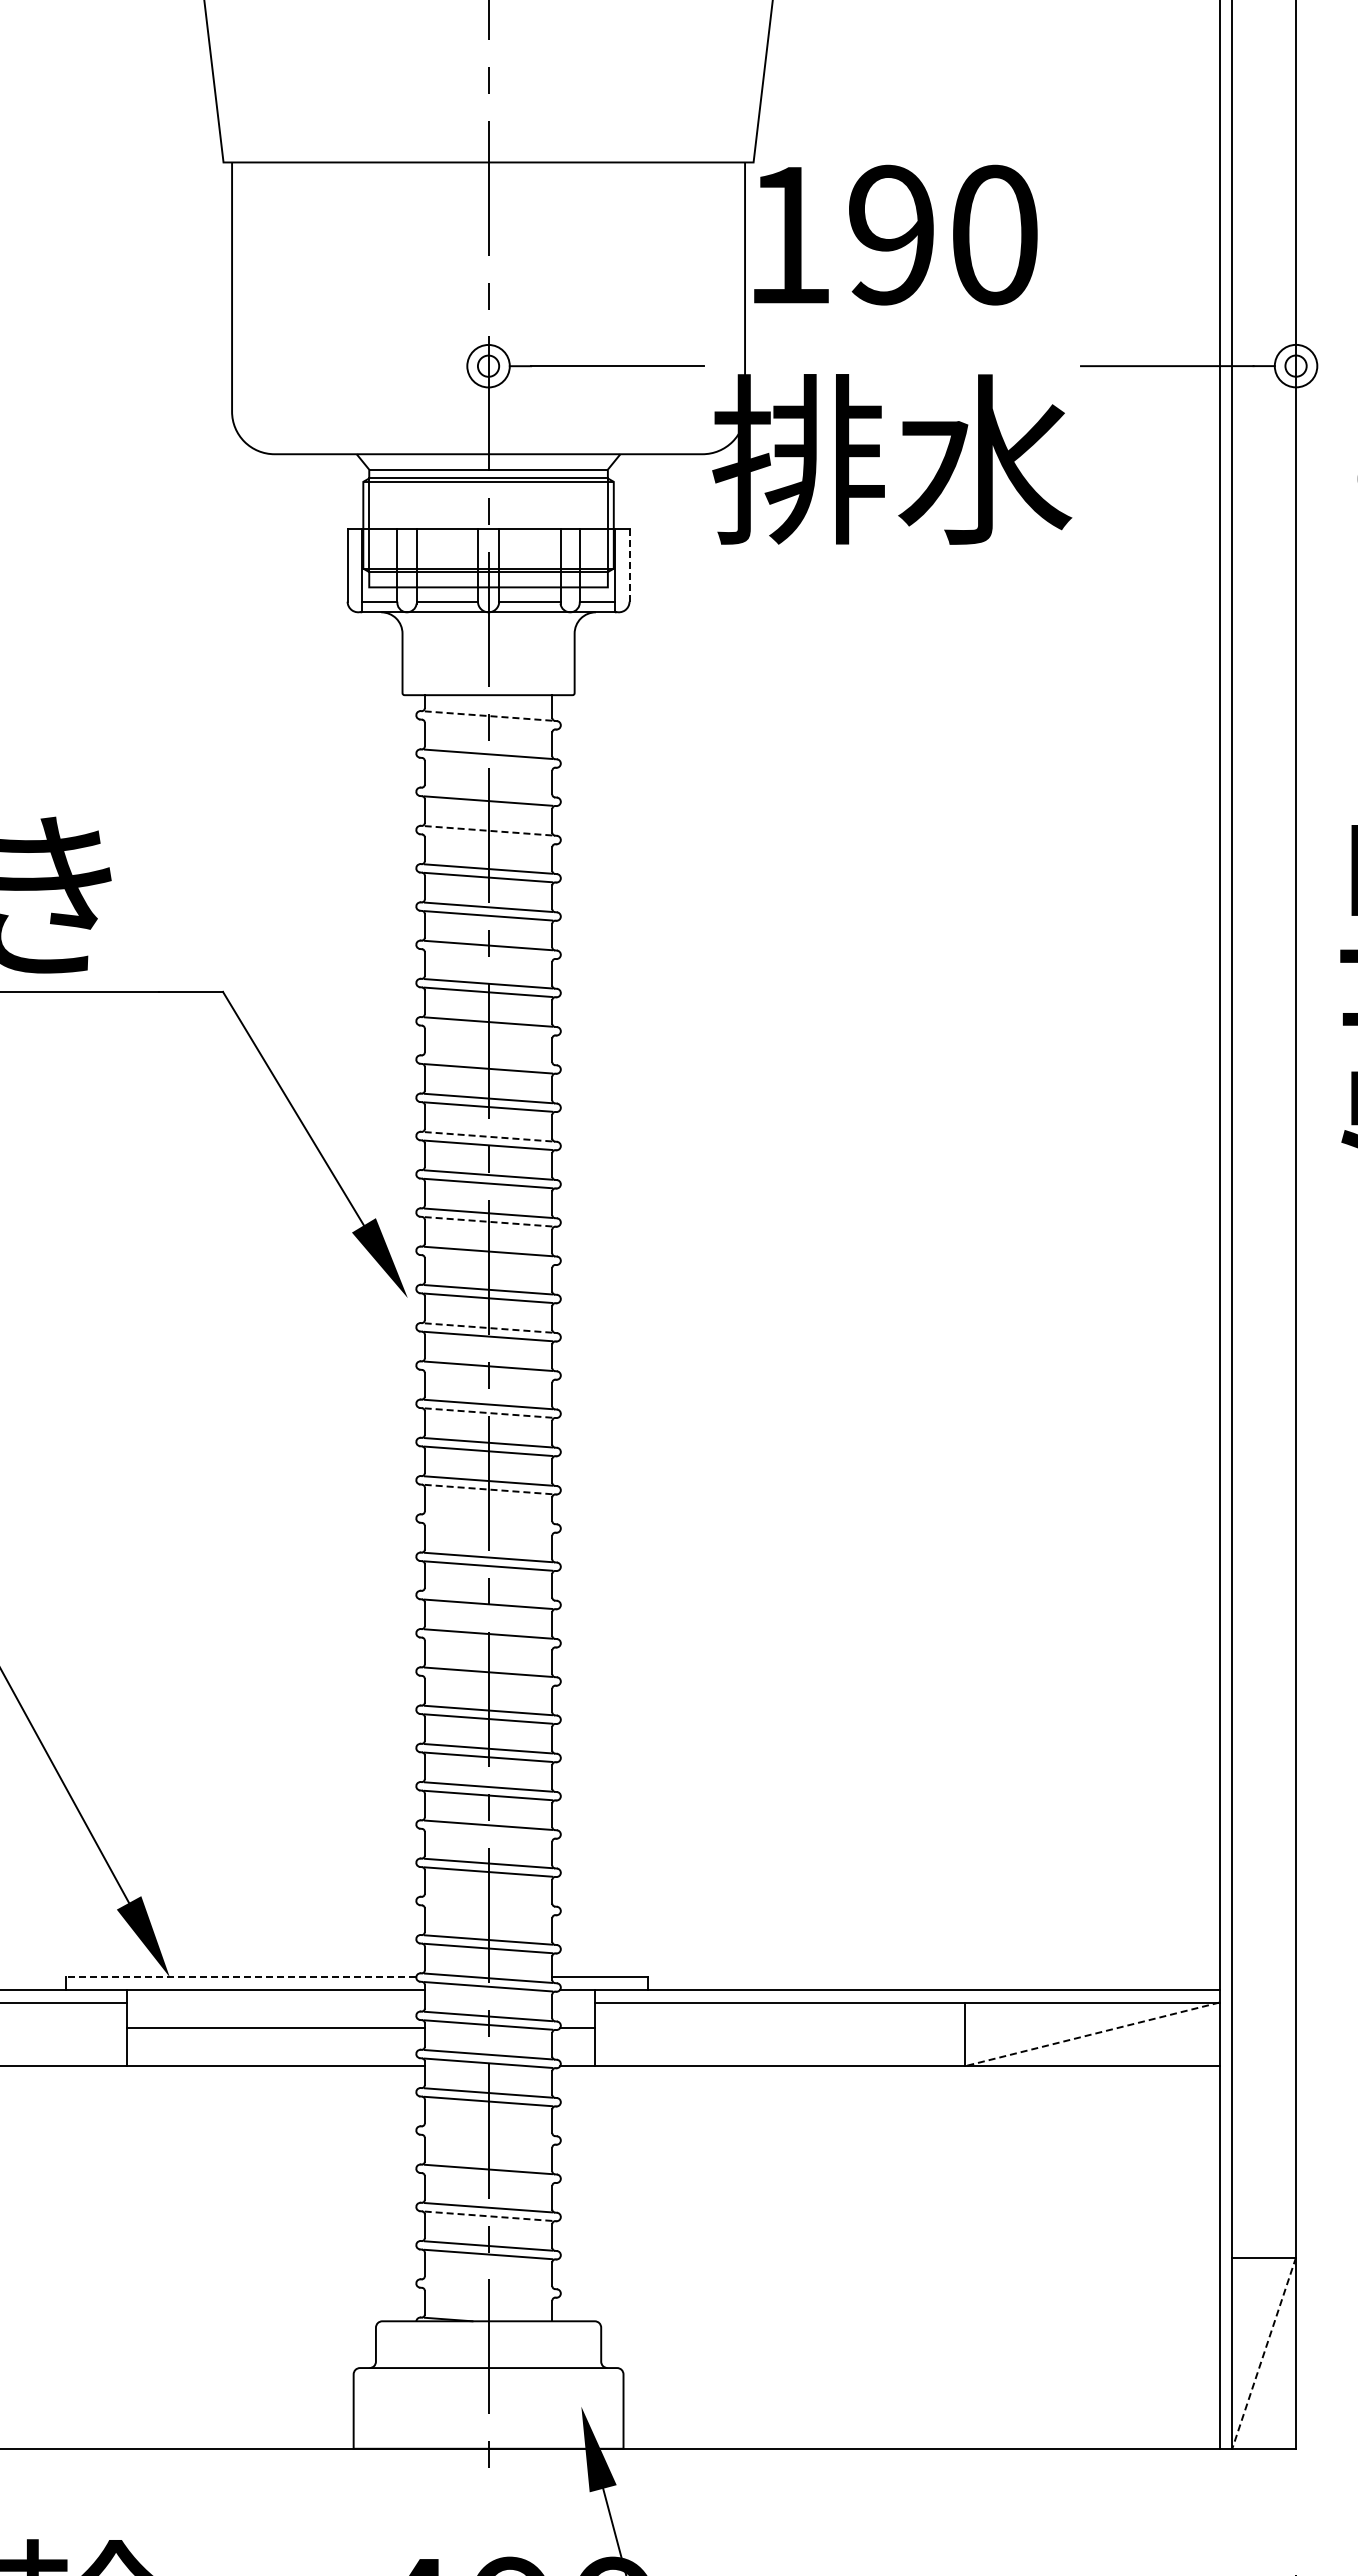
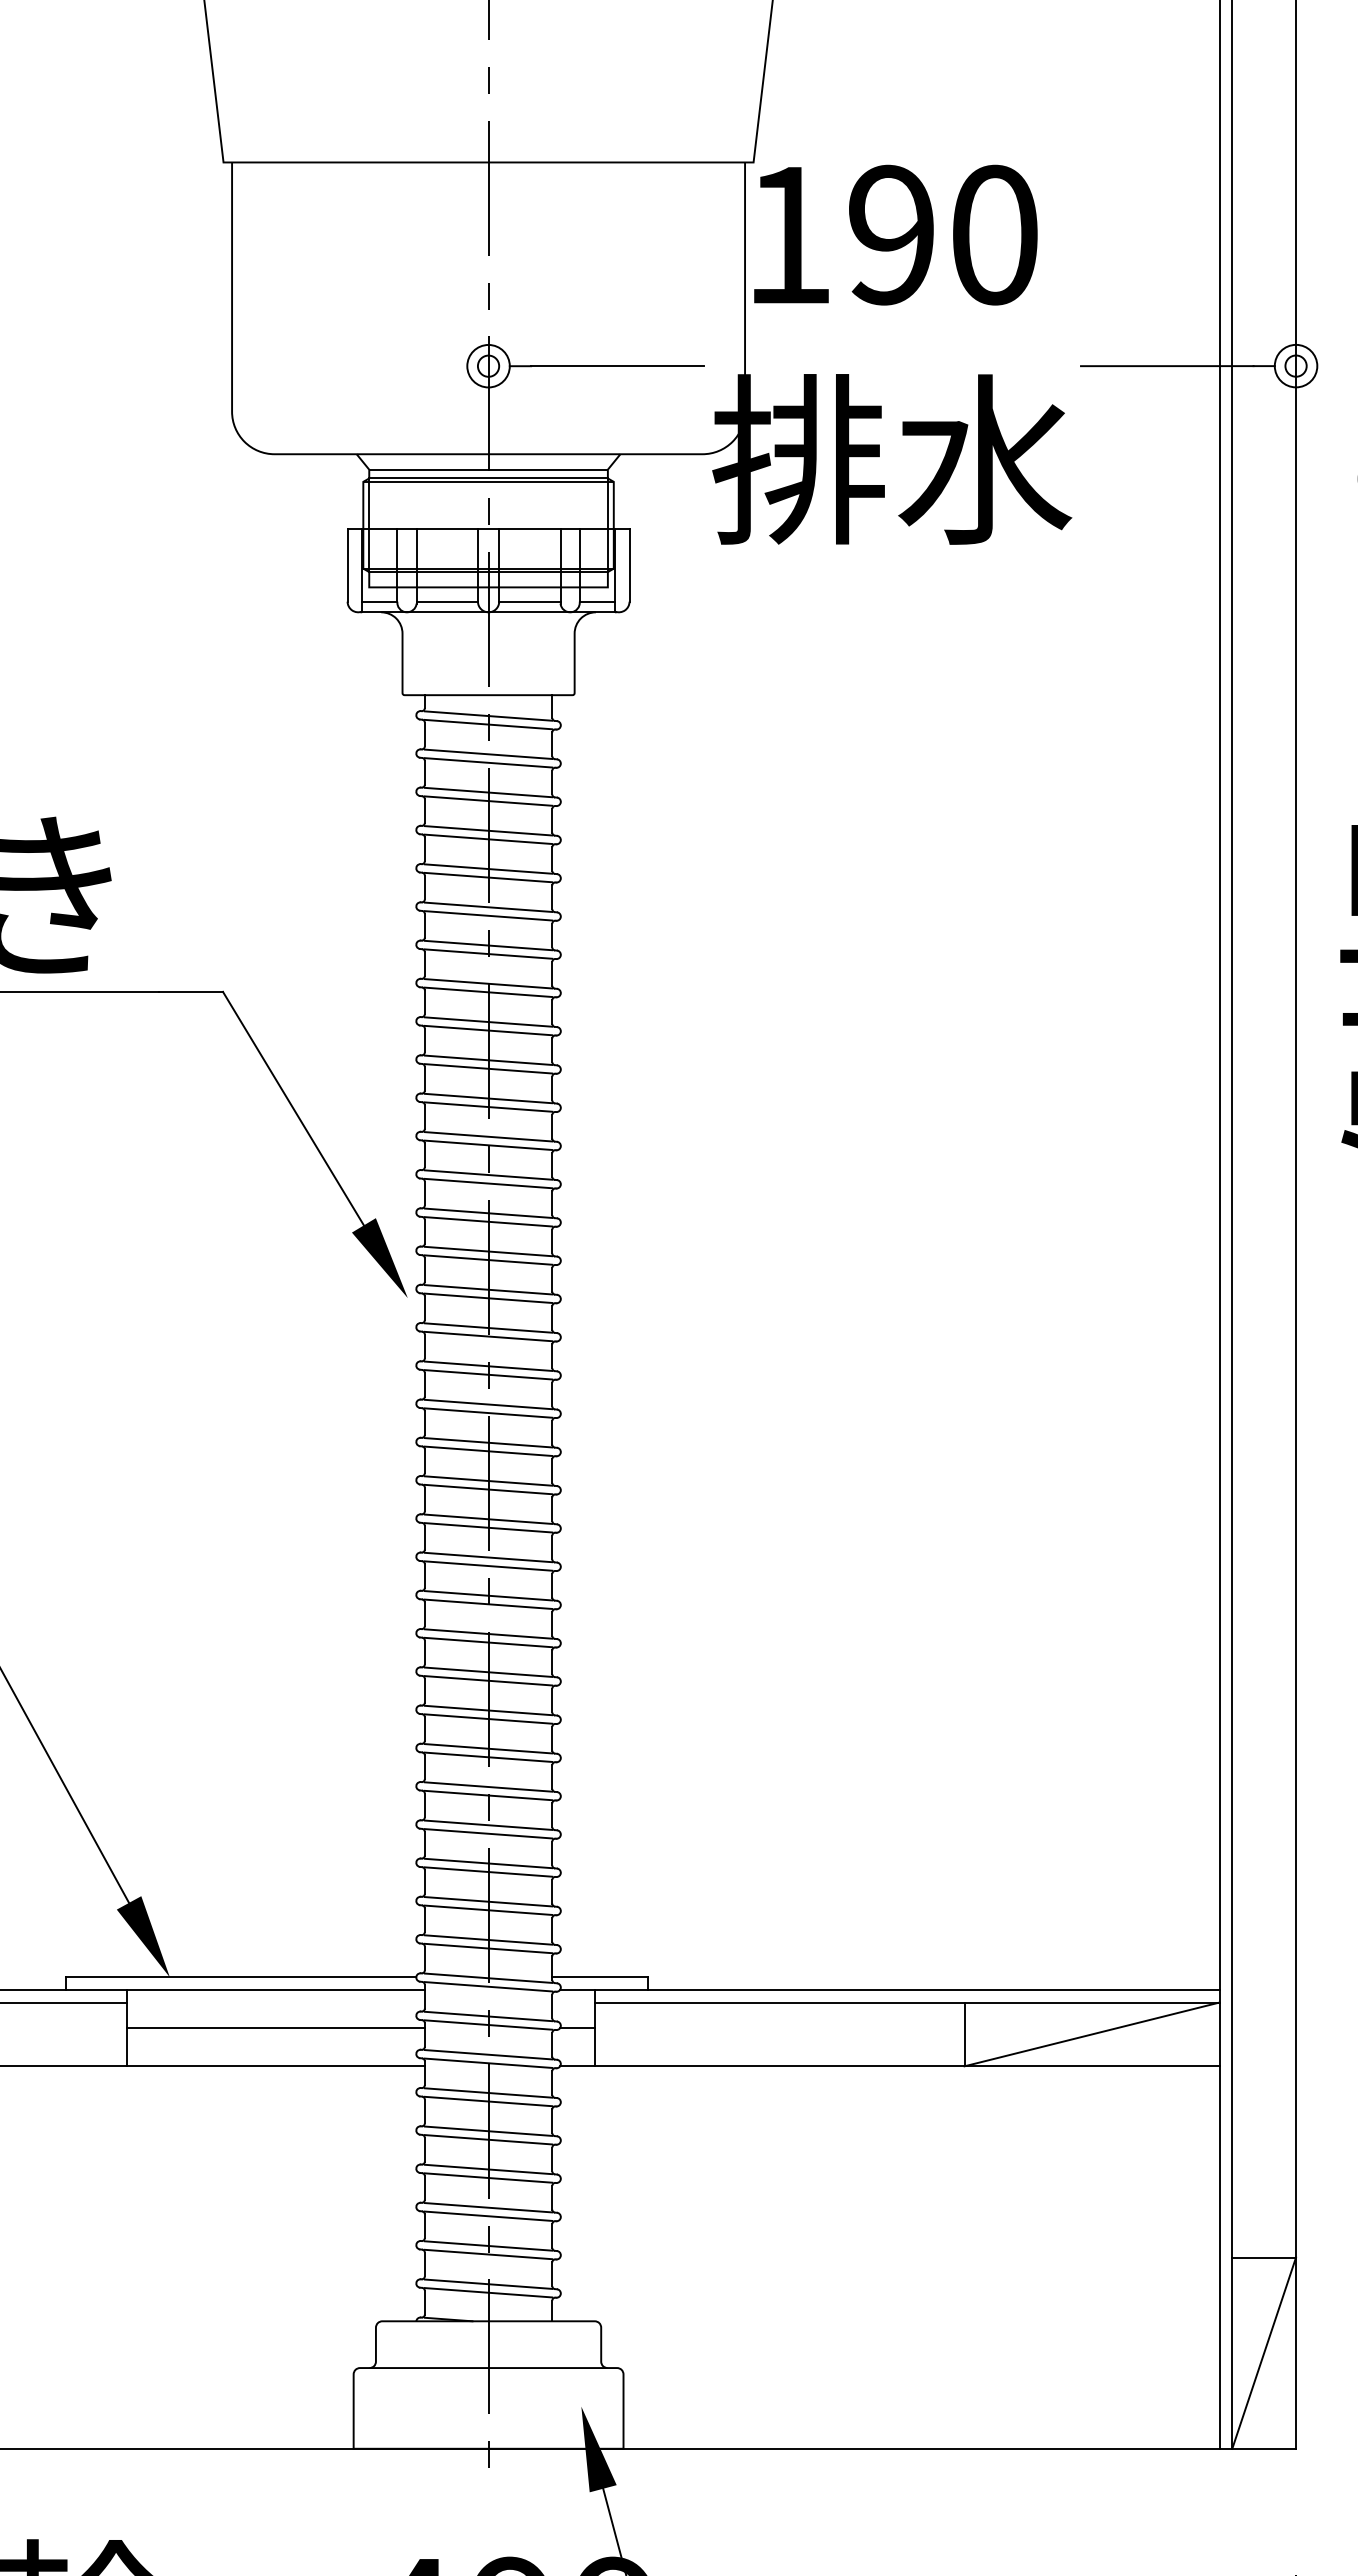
line: dashed -> solid (629, 566)
line: dashed -> solid (488, 716)
line: none -> present (488, 724)
line: none -> present (488, 762)
line: none -> present (488, 792)
line: dashed -> solid (488, 830)
line: none -> present (488, 839)
line: none -> present (488, 953)
line: none -> present (488, 1030)
line: none -> present (488, 1059)
line: dashed -> solid (488, 1136)
line: dashed -> solid (488, 1221)
line: none -> present (488, 1259)
line: dashed -> solid (488, 1328)
line: none -> present (488, 1374)
line: dashed -> solid (488, 1413)
line: dashed -> solid (488, 1489)
line: none -> present (488, 1518)
line: none -> present (488, 1527)
line: none -> present (488, 1595)
line: none -> present (488, 1642)
line: none -> present (488, 1680)
line: none -> present (488, 1833)
line: none -> present (488, 1901)
line: none -> present (488, 1909)
line: dashed -> solid (240, 1977)
line: dashed -> solid (1091, 2034)
line: none -> present (488, 2130)
line: none -> present (488, 2139)
line: none -> present (488, 2177)
line: dashed -> solid (488, 2216)
line: none -> present (488, 2283)
line: none -> present (488, 2292)
line: dashed -> solid (1264, 2353)
